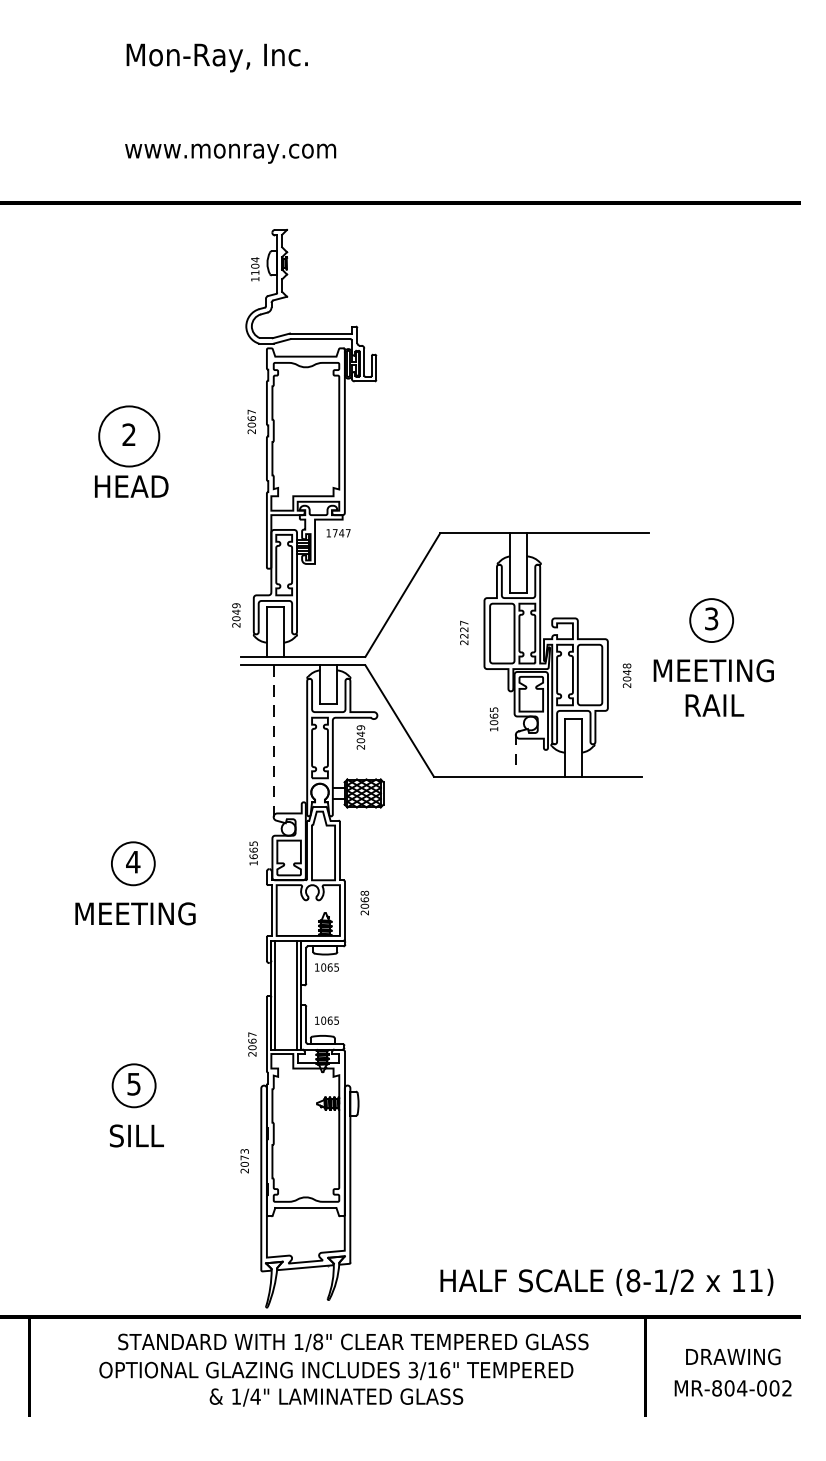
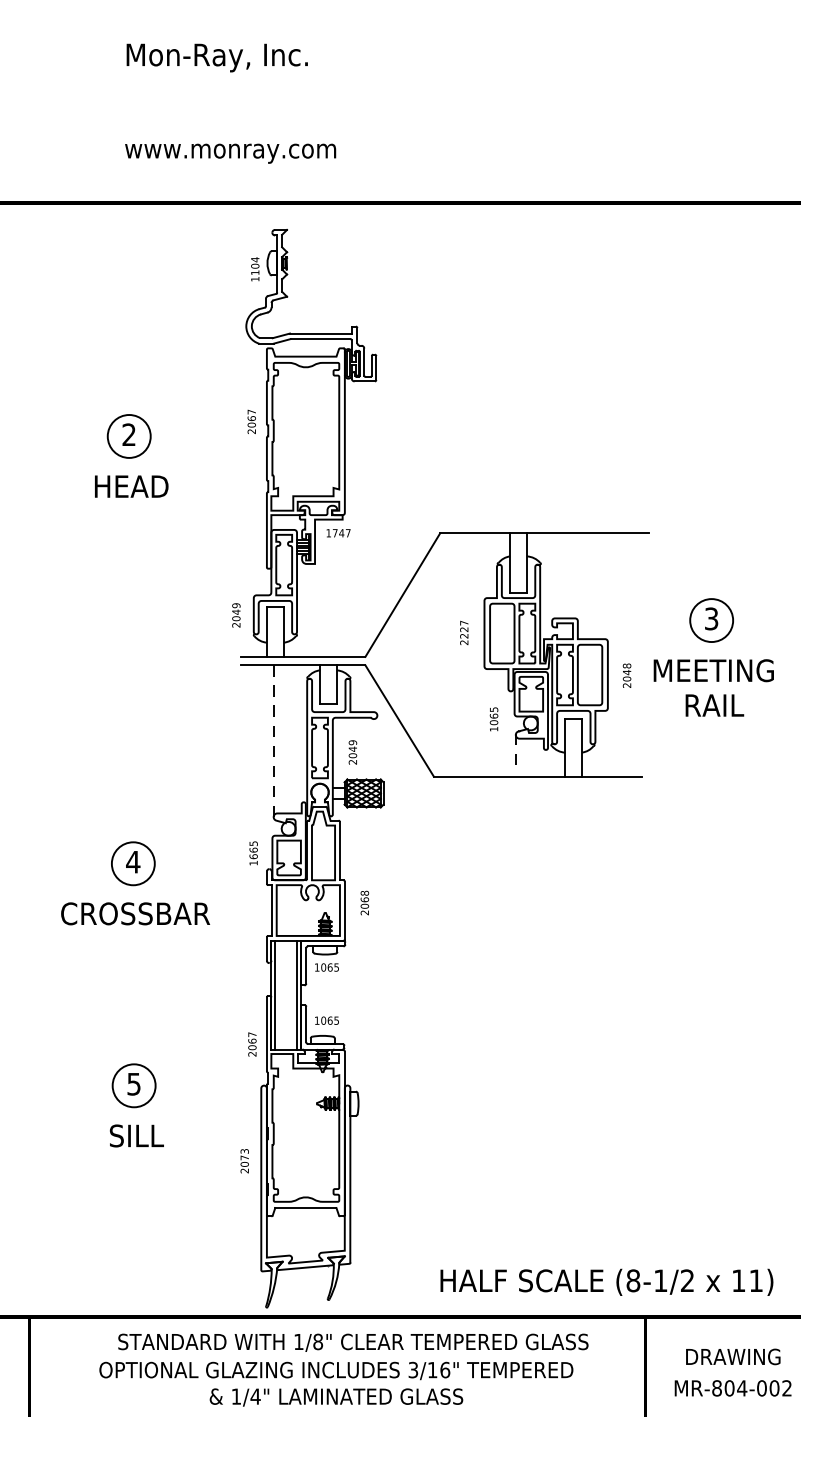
circle diameter: 60 px -> 43 px (128, 436)
text position: (360, 737) -> (352, 752) (352, 752)
text: MEETING -> CROSSBAR (135, 913)
